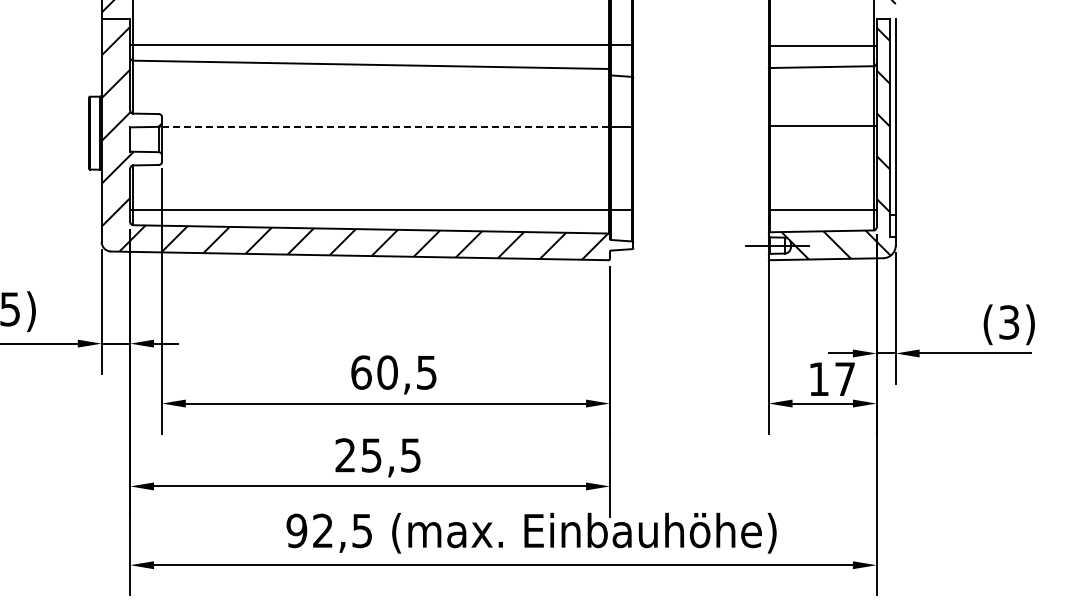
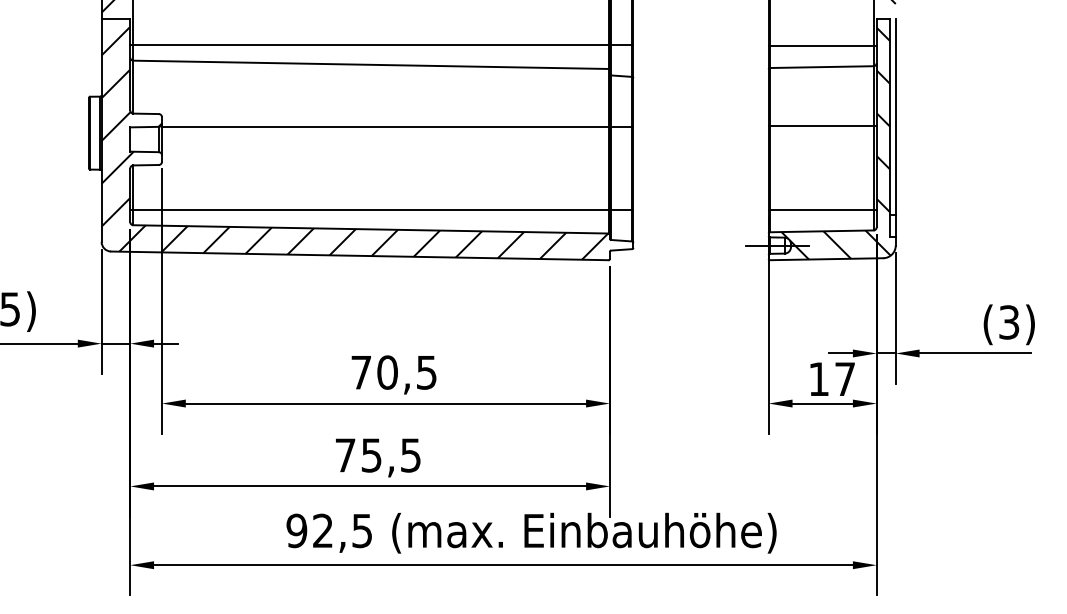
line: dashed -> solid (384, 127)
text: 60,5 -> 70,5 (361, 372)
text: 25,5 -> 75,5 (345, 455)
